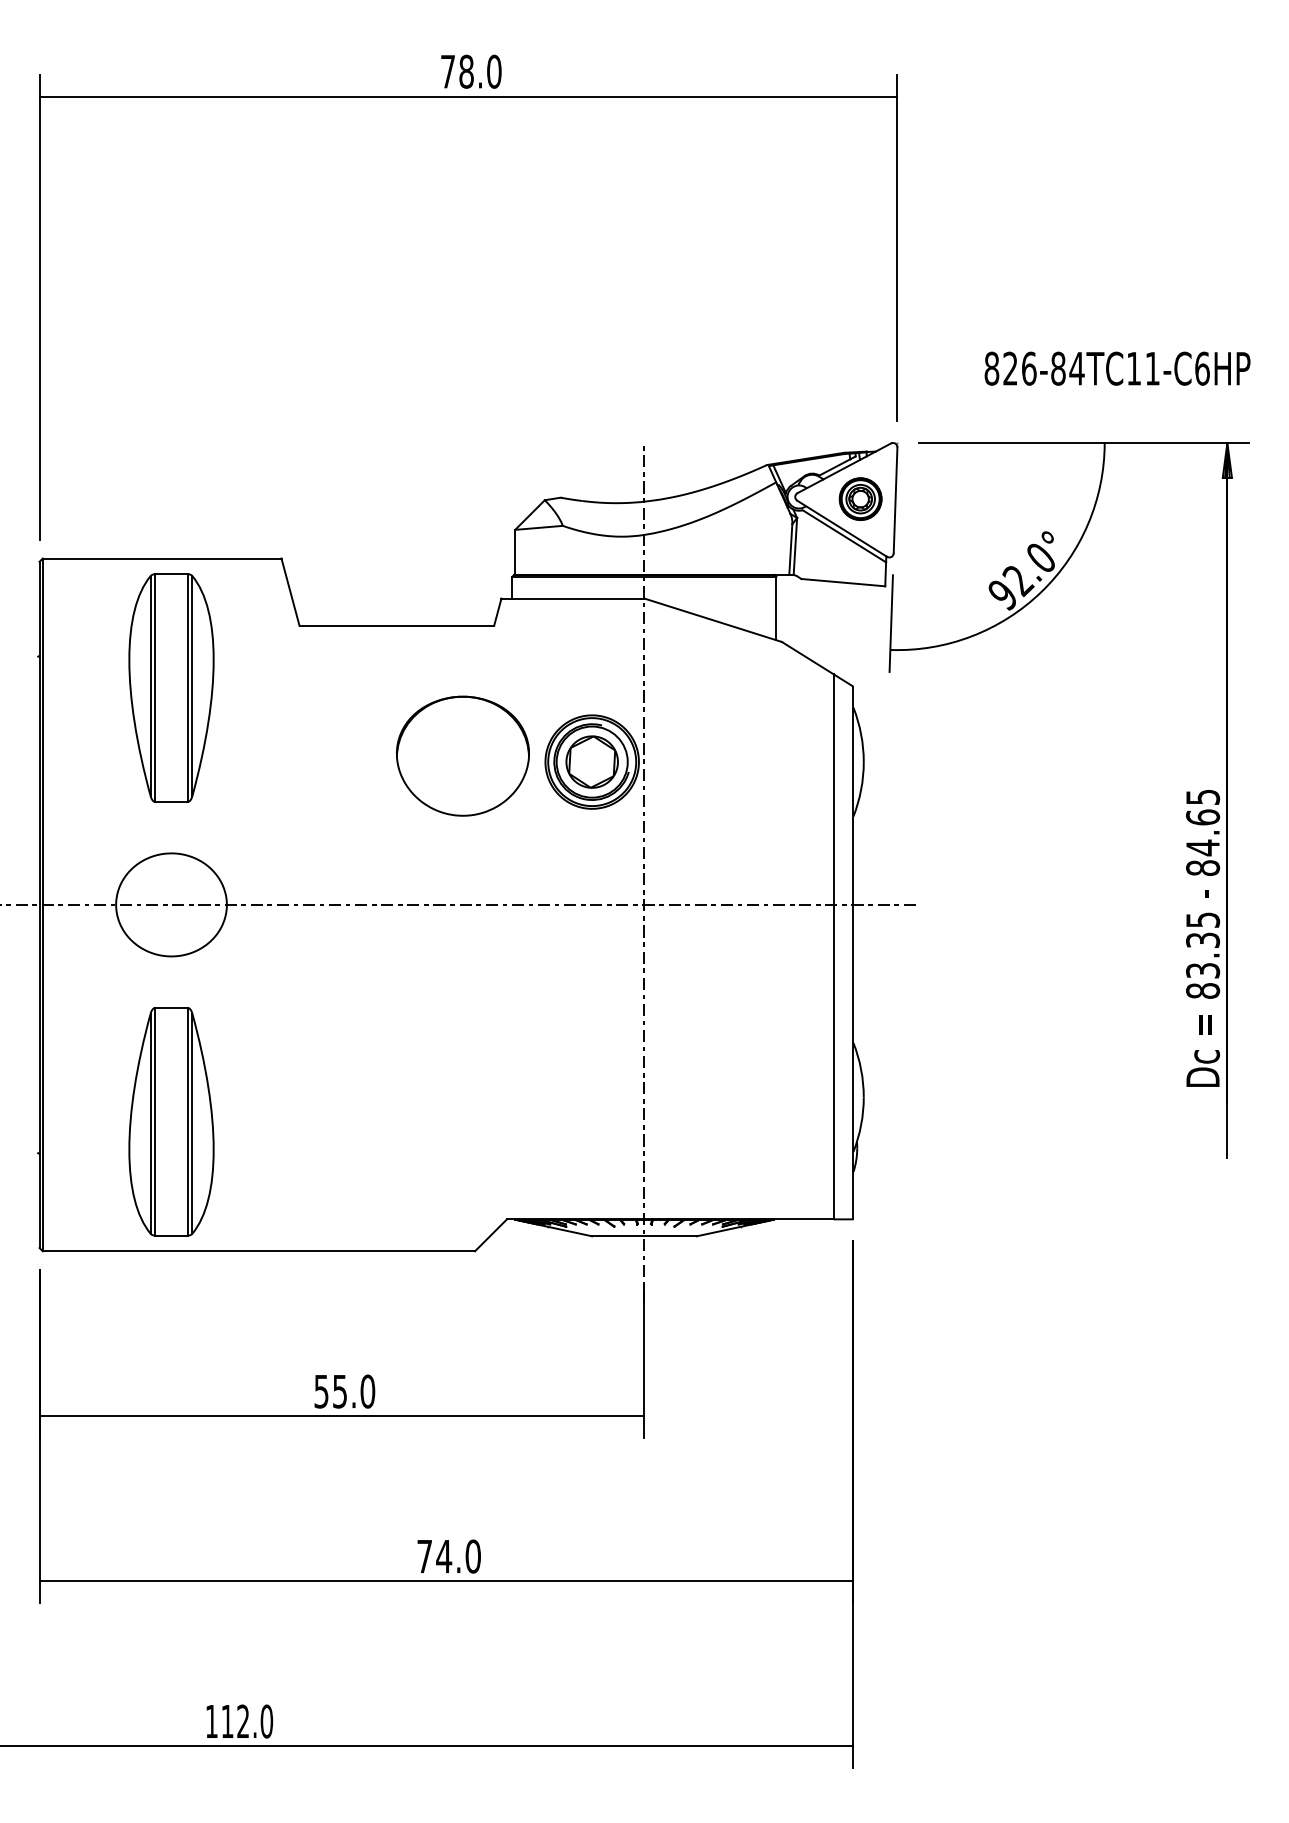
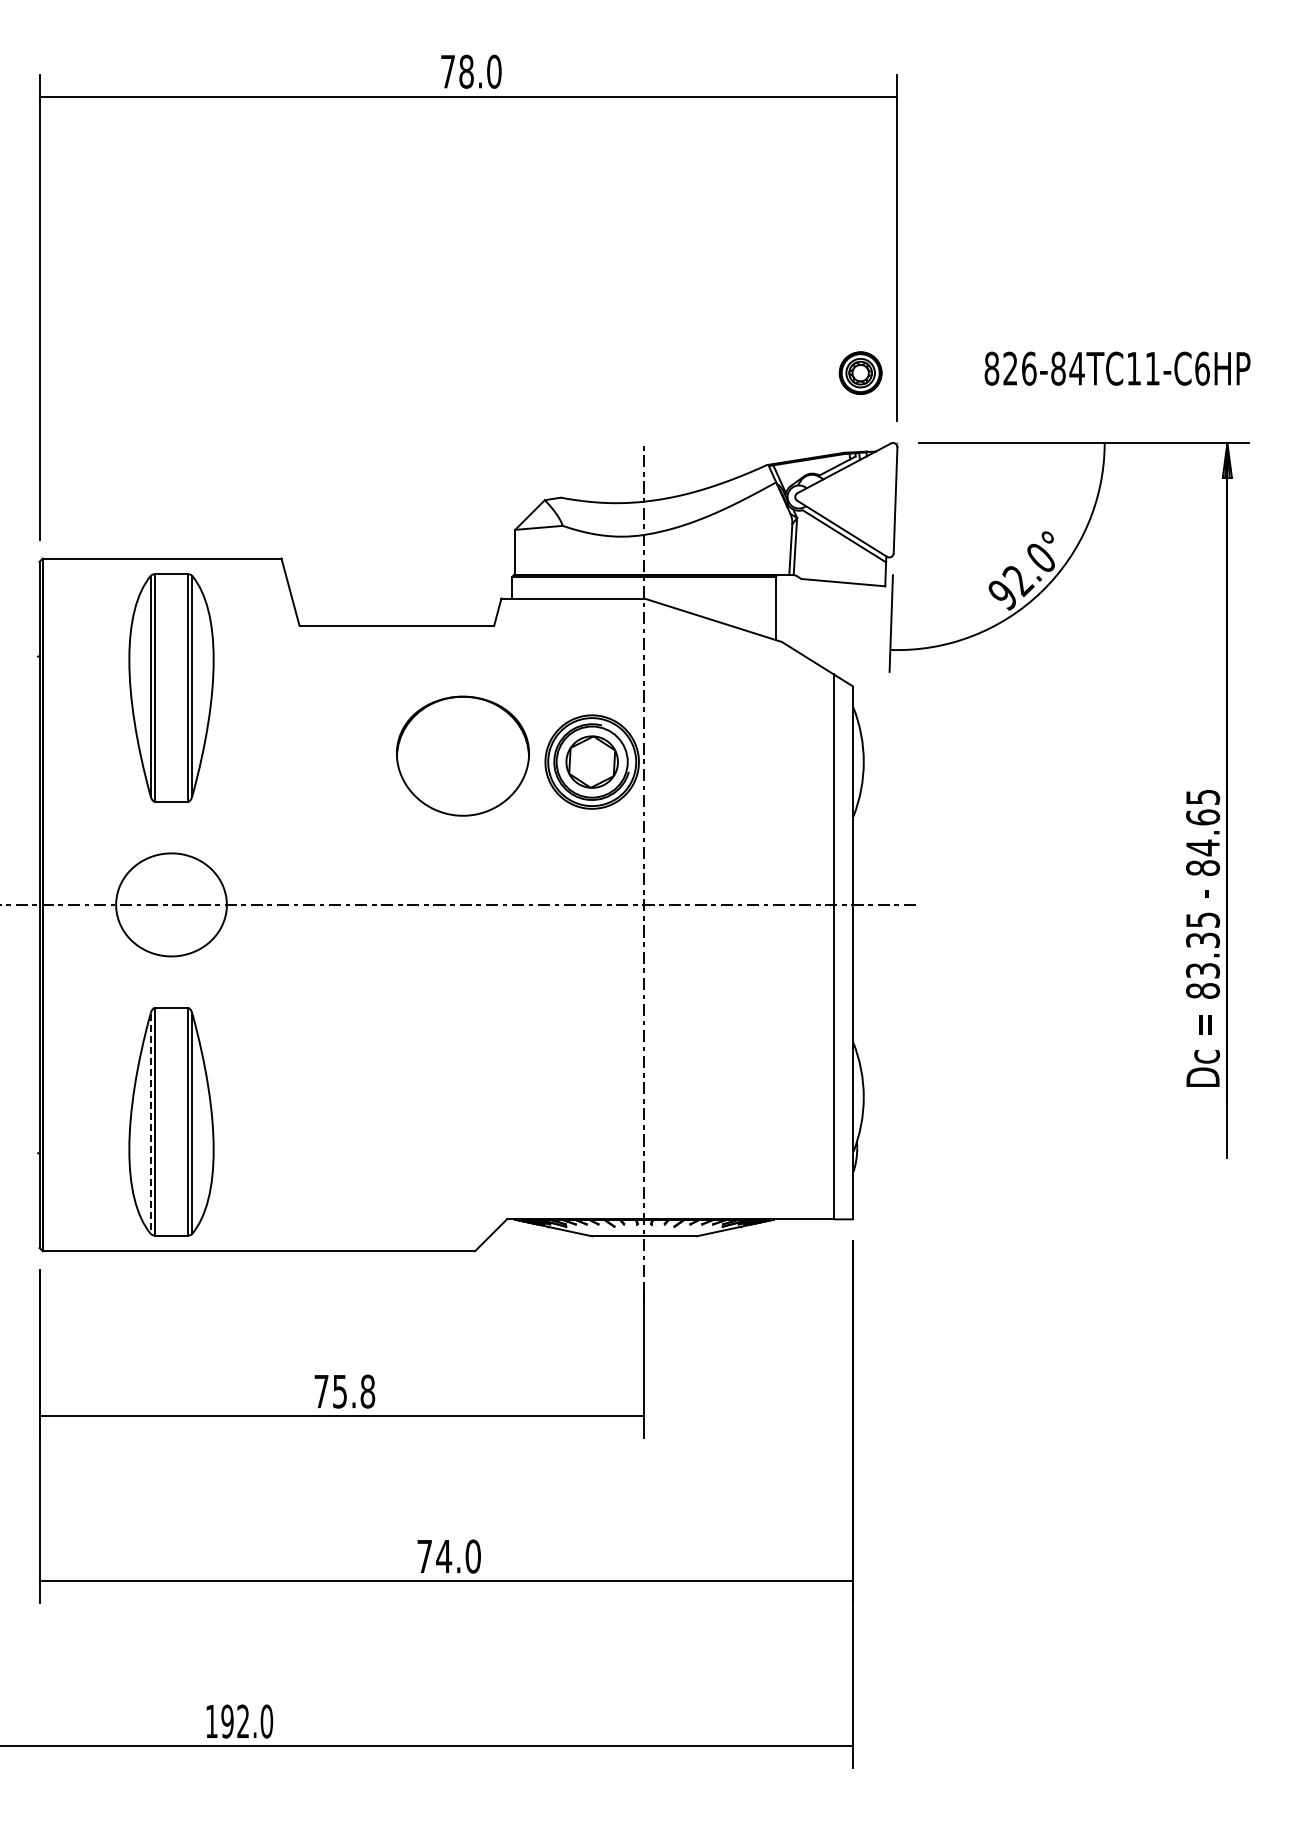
part position: (860, 498) -> (860, 372) (860, 372)
line: solid -> dashed (150, 1124)
text: 55.0 -> 75.8 (344, 1391)
text: 112.0 -> 192.0 (227, 1721)
